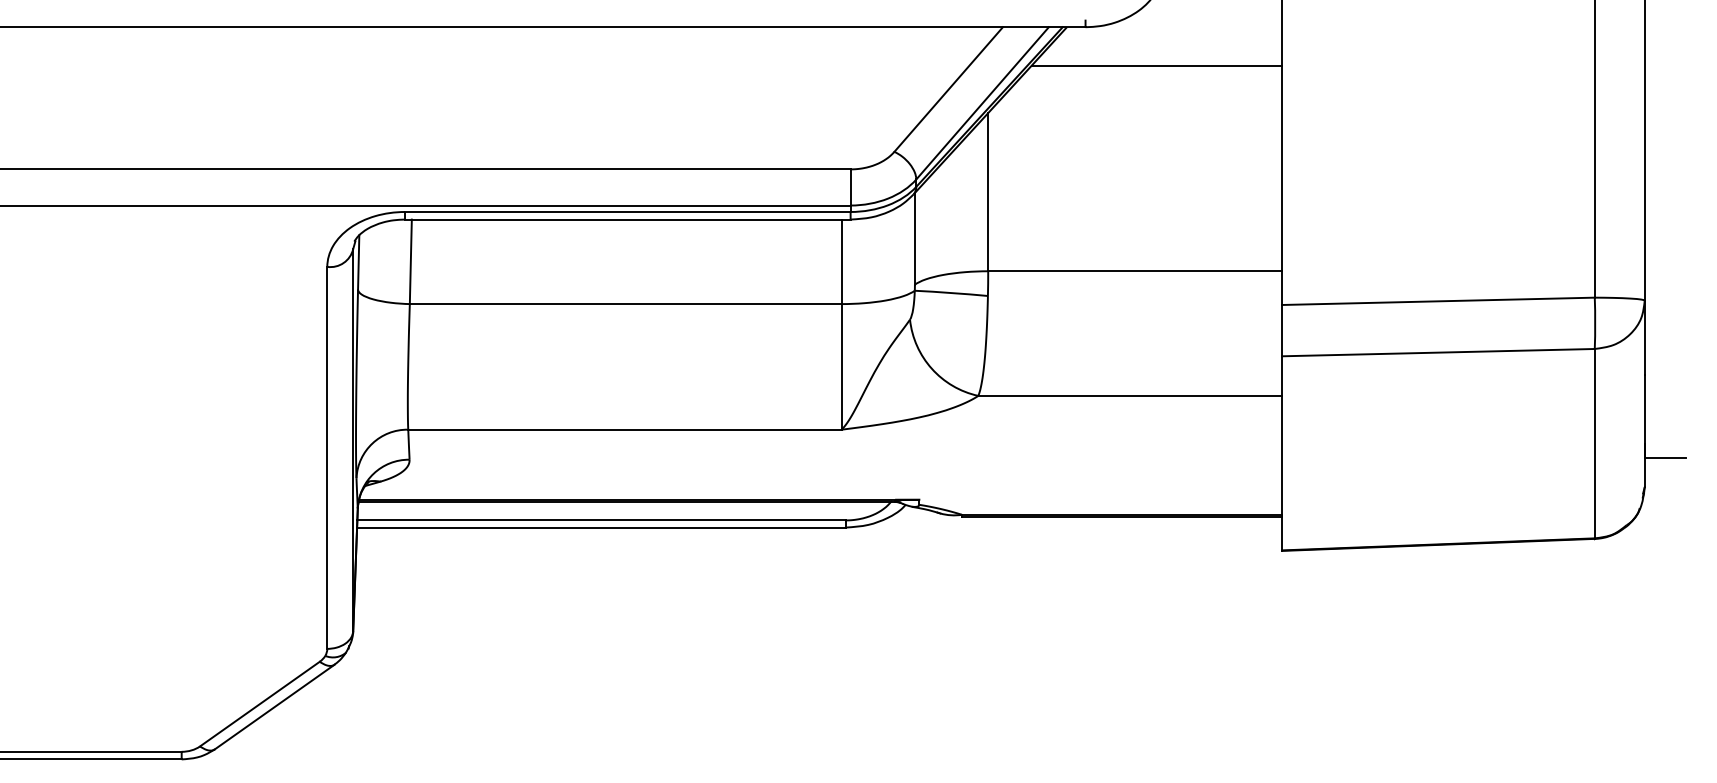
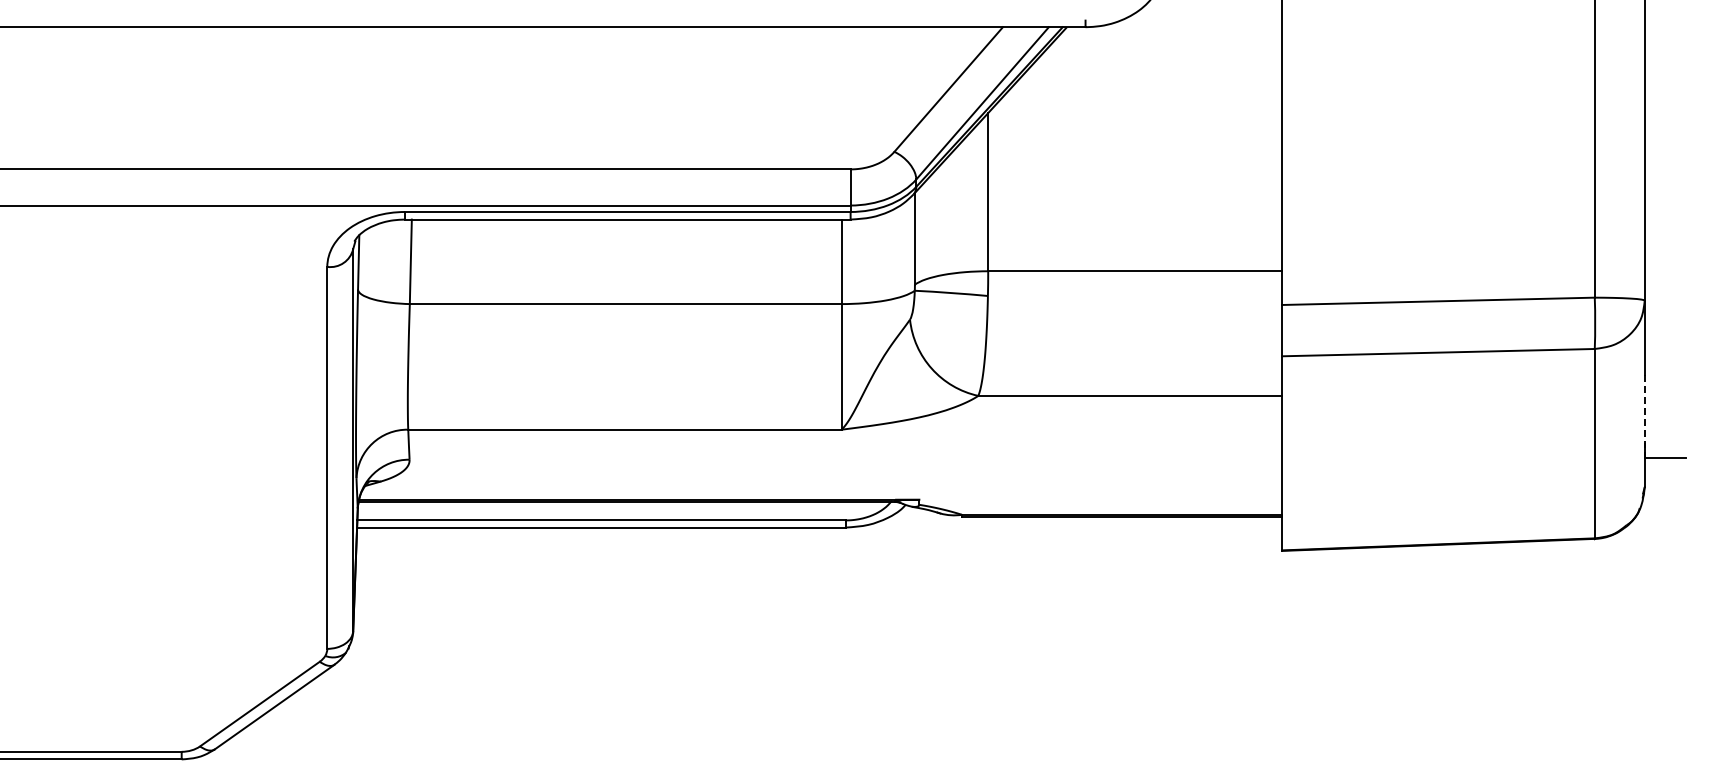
line: present -> none (1156, 65)
line: solid -> dashed (1644, 416)
